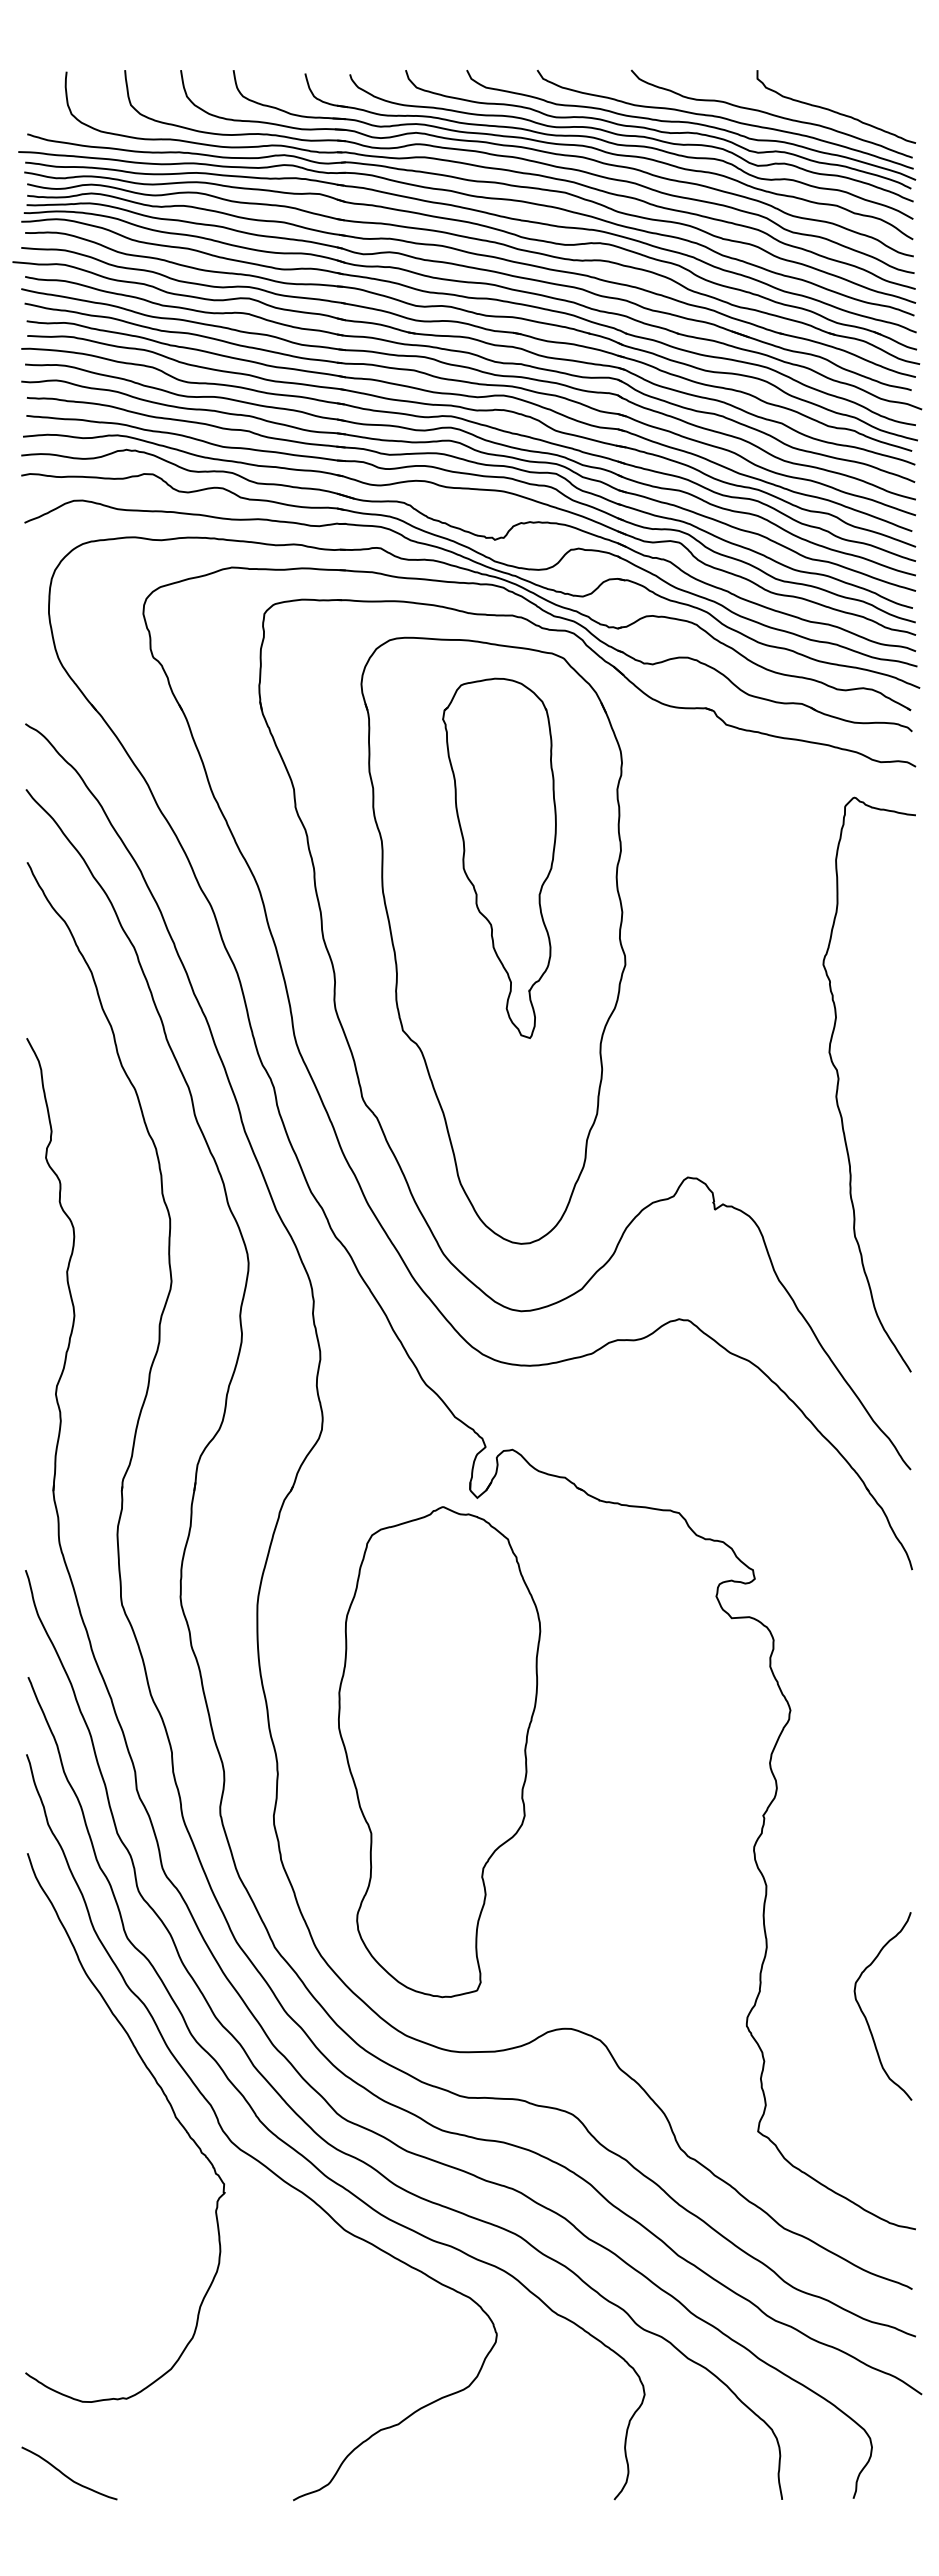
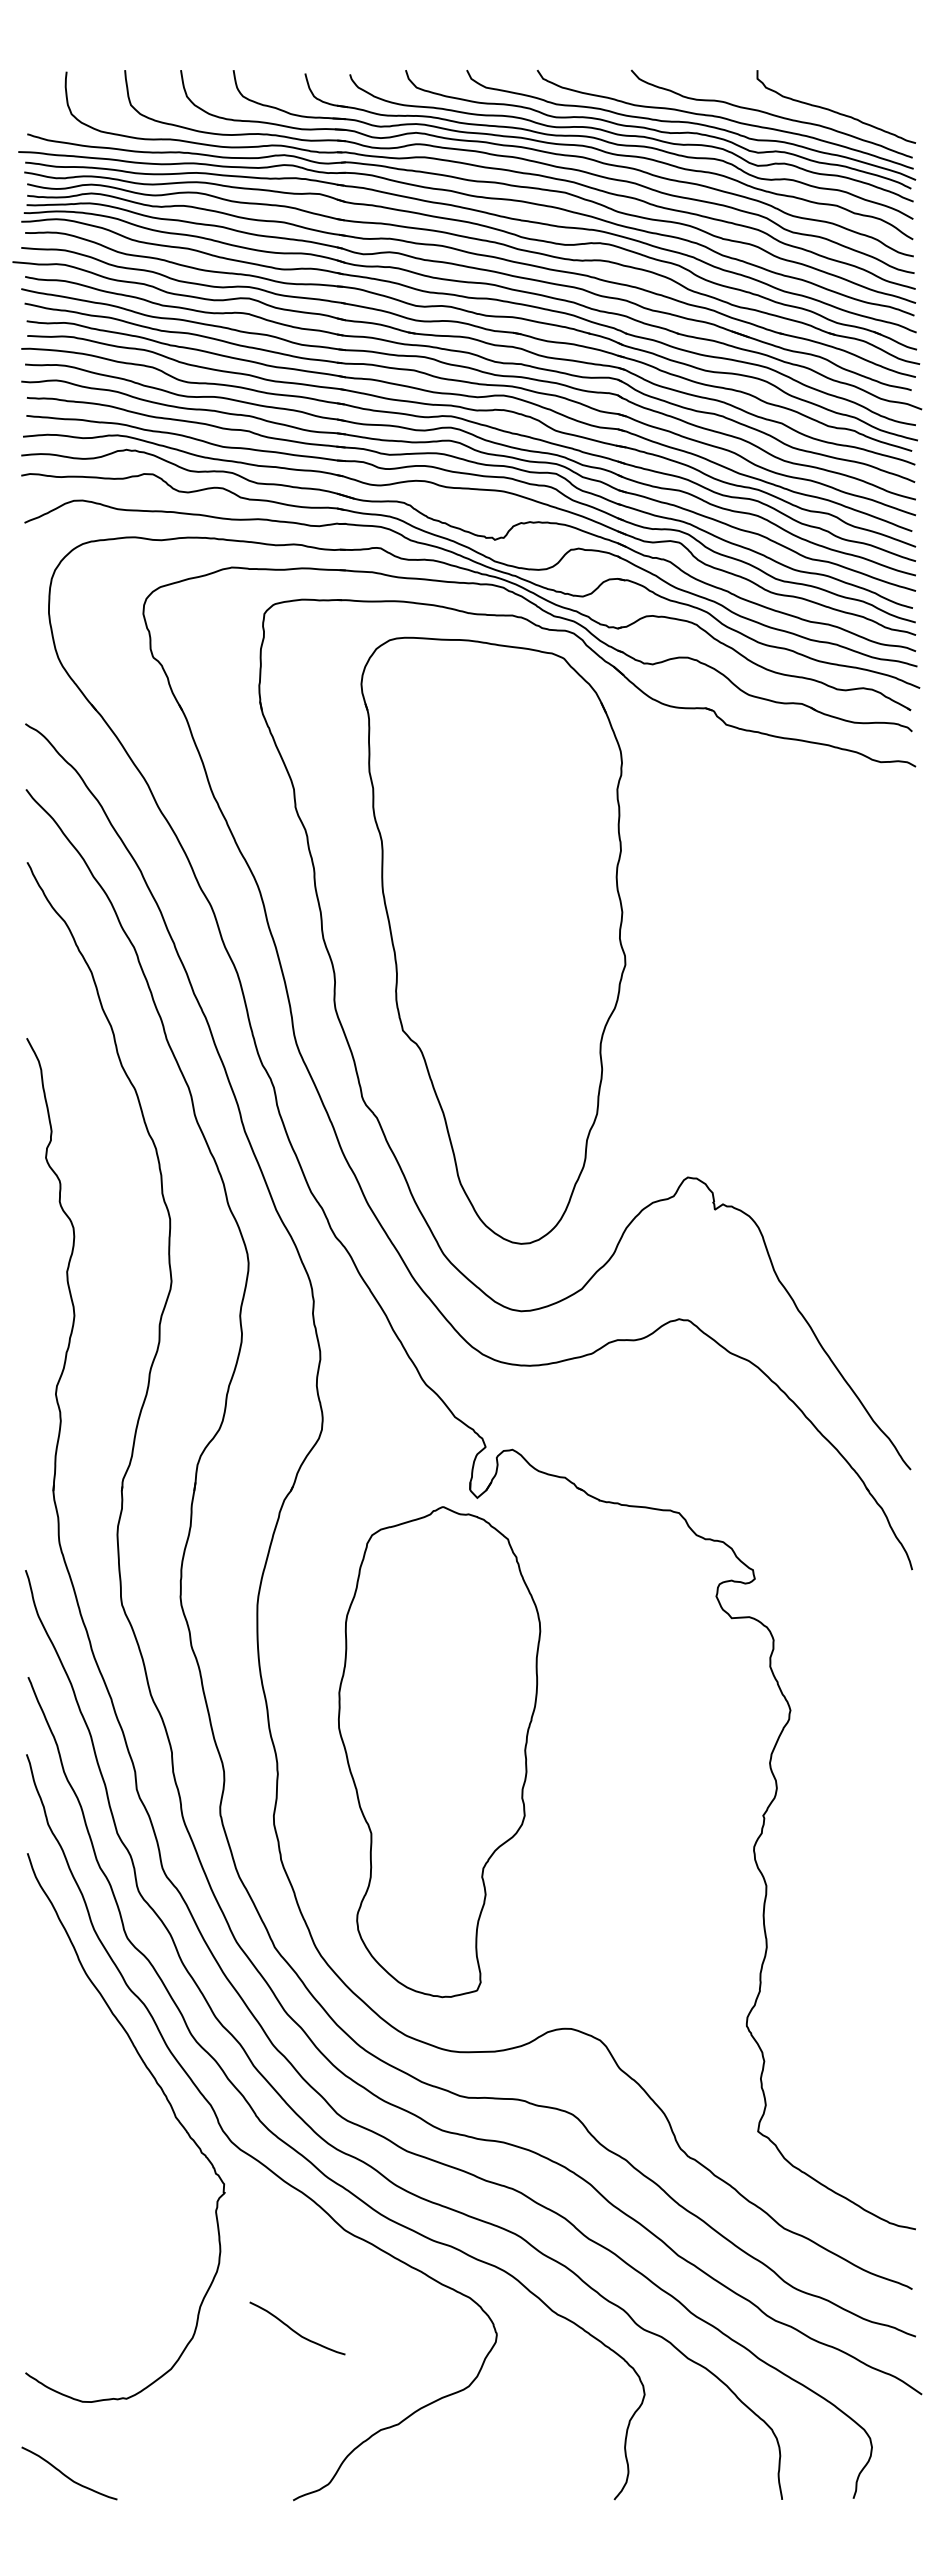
part: present -> none (499, 857)
curve: present -> none (839, 1081)
curve: present -> none (865, 2015)
curve: none -> present (296, 2331)
